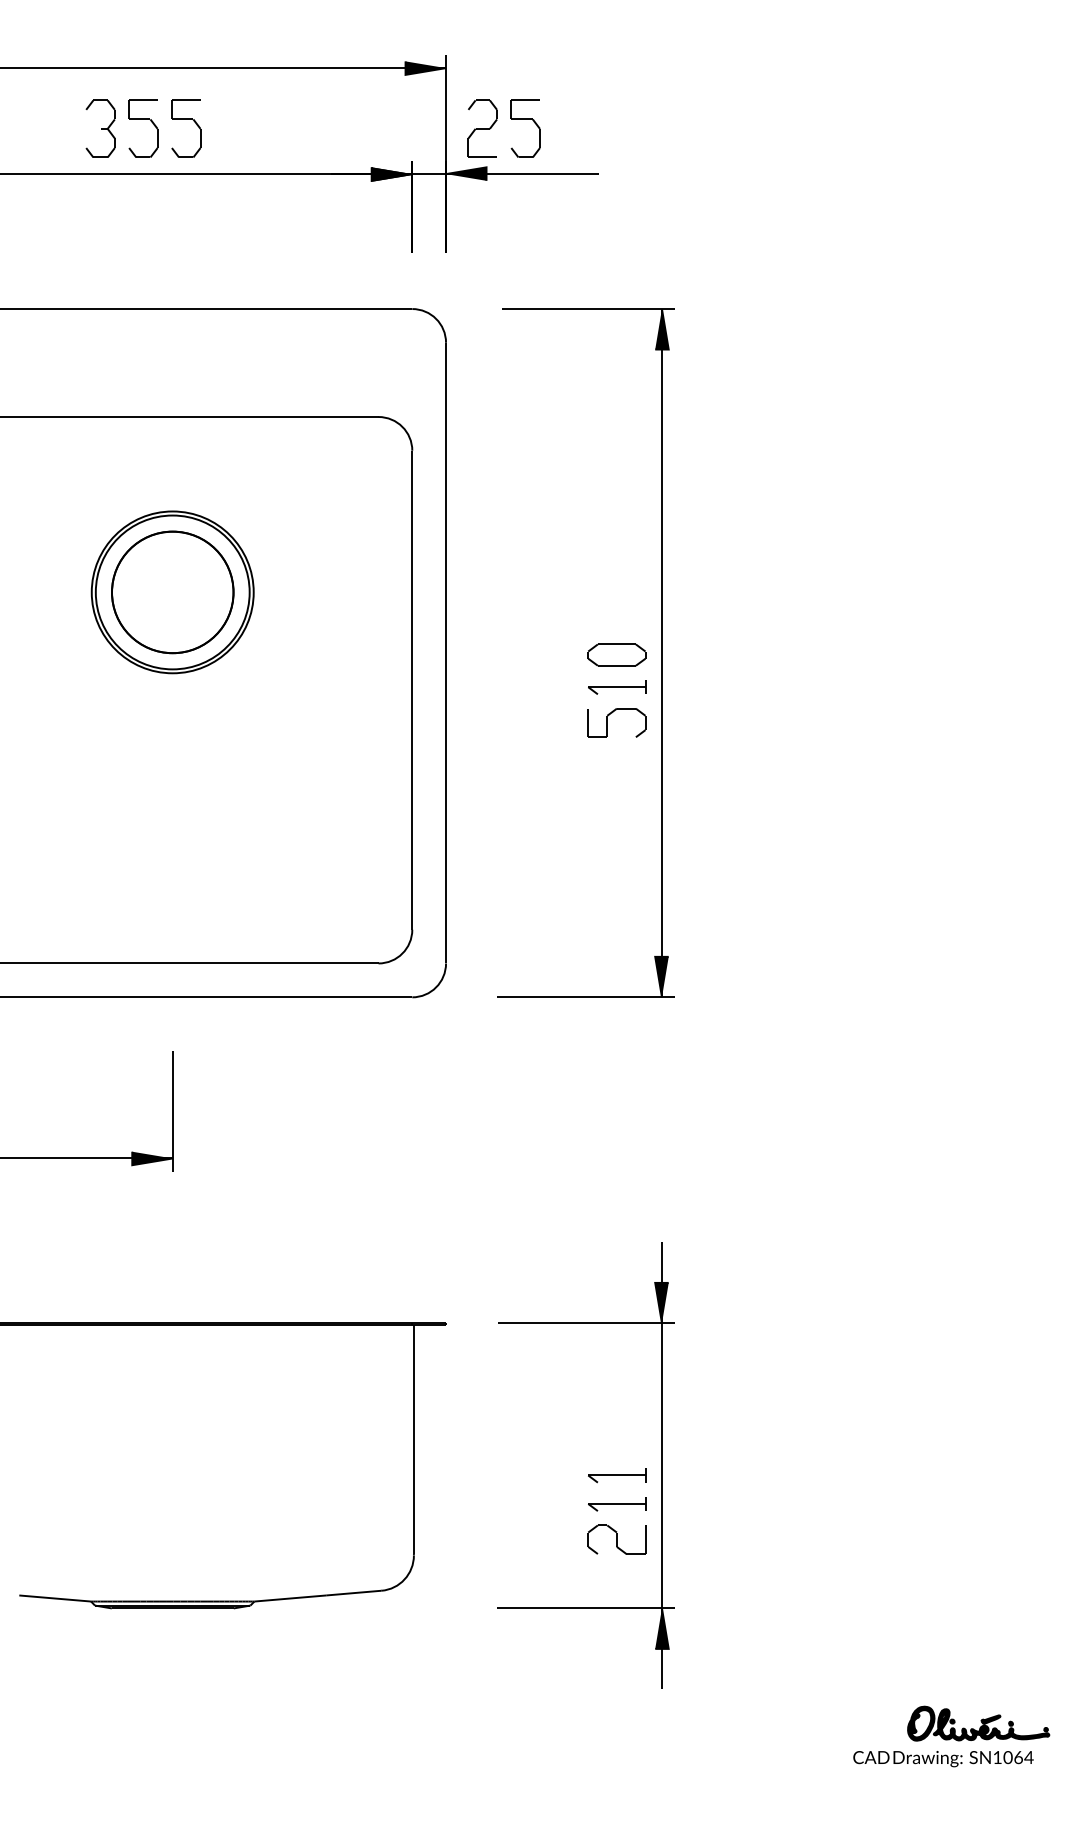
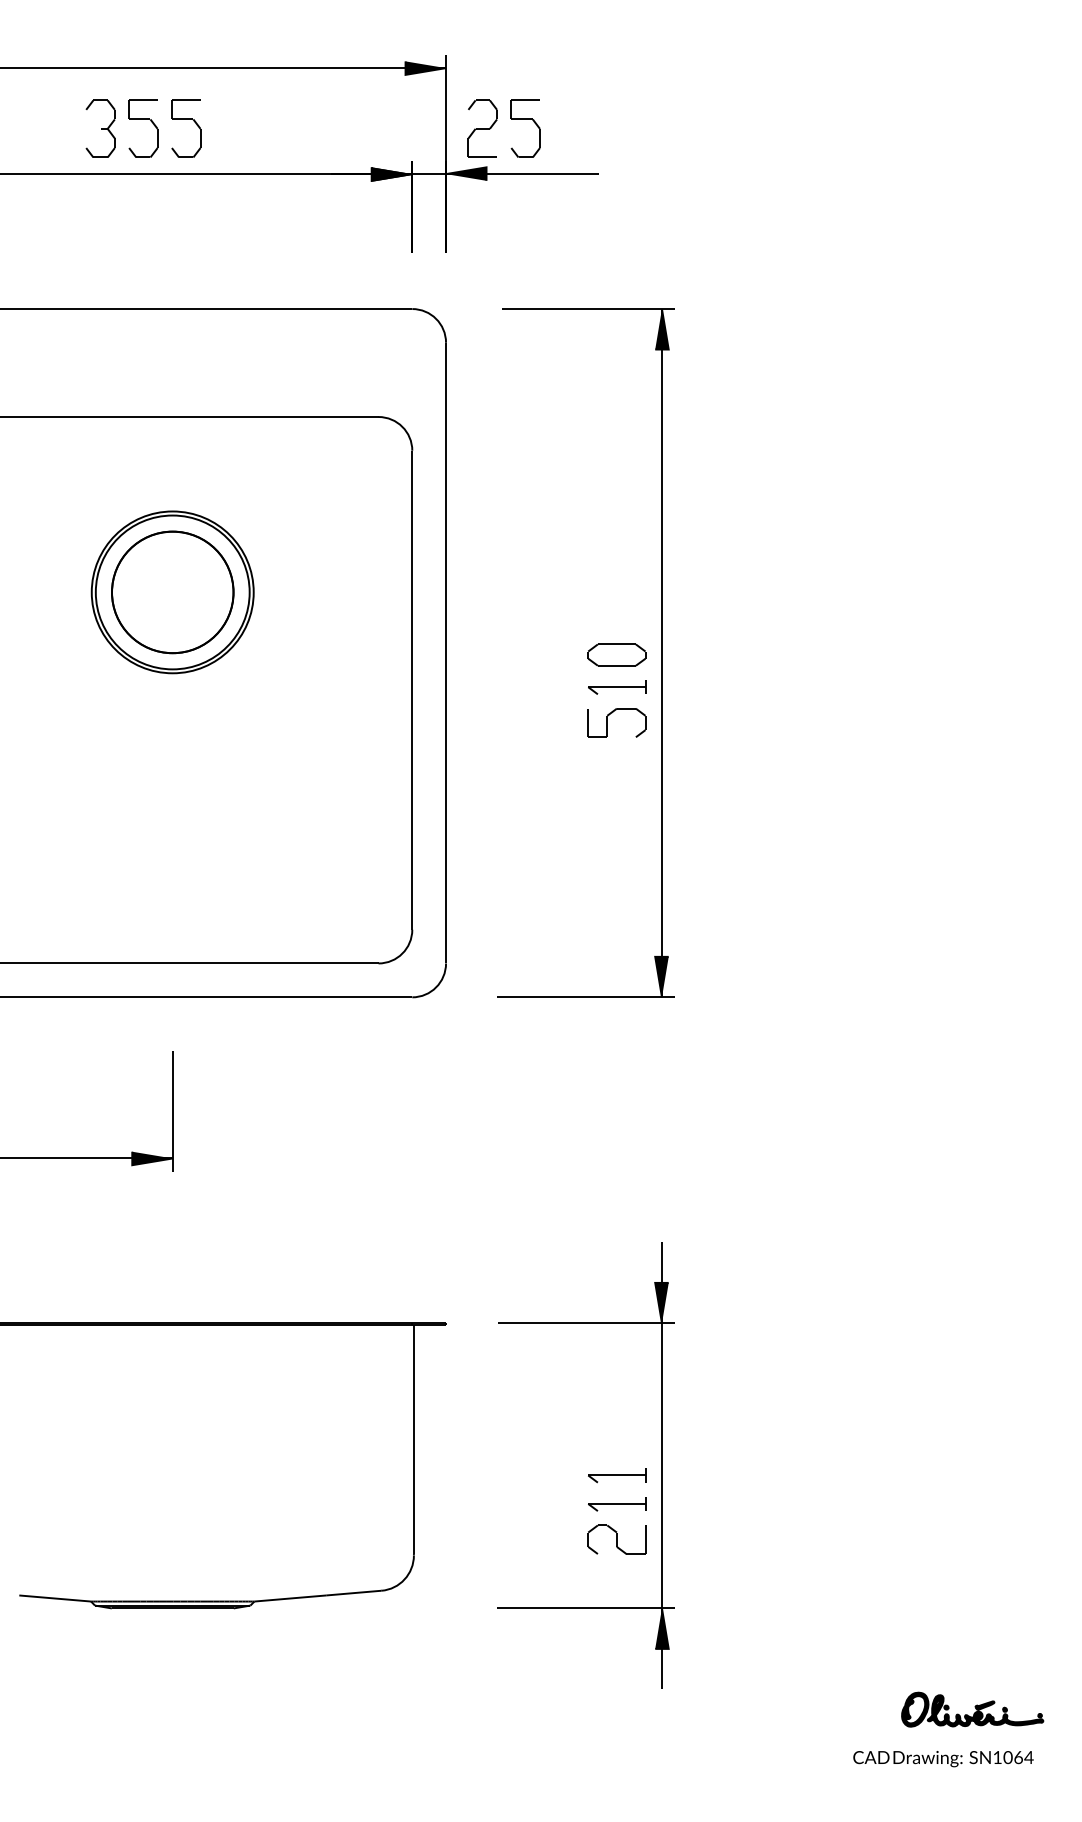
part position: (978, 1723) -> (972, 1709) (972, 1709)
